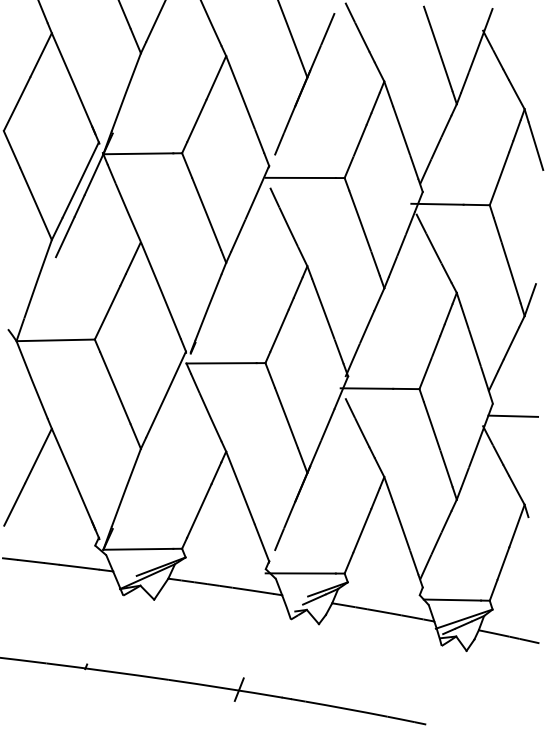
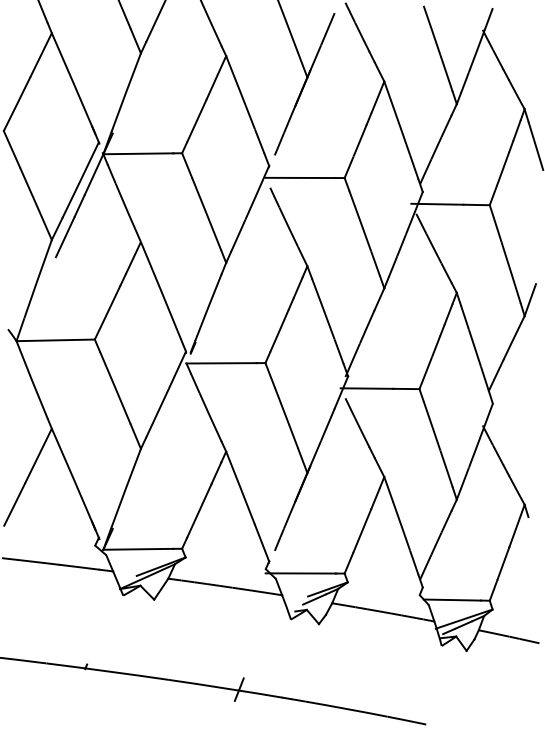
line: present -> none (513, 415)
